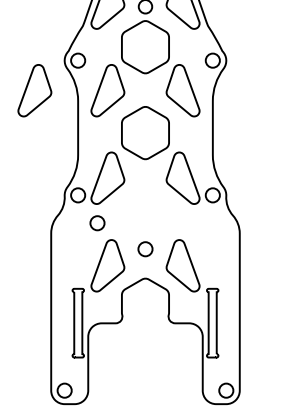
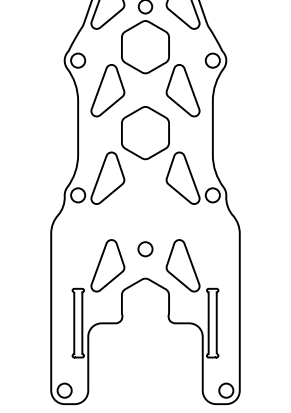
part: present -> none (34, 90)
circle: present -> none (97, 223)
